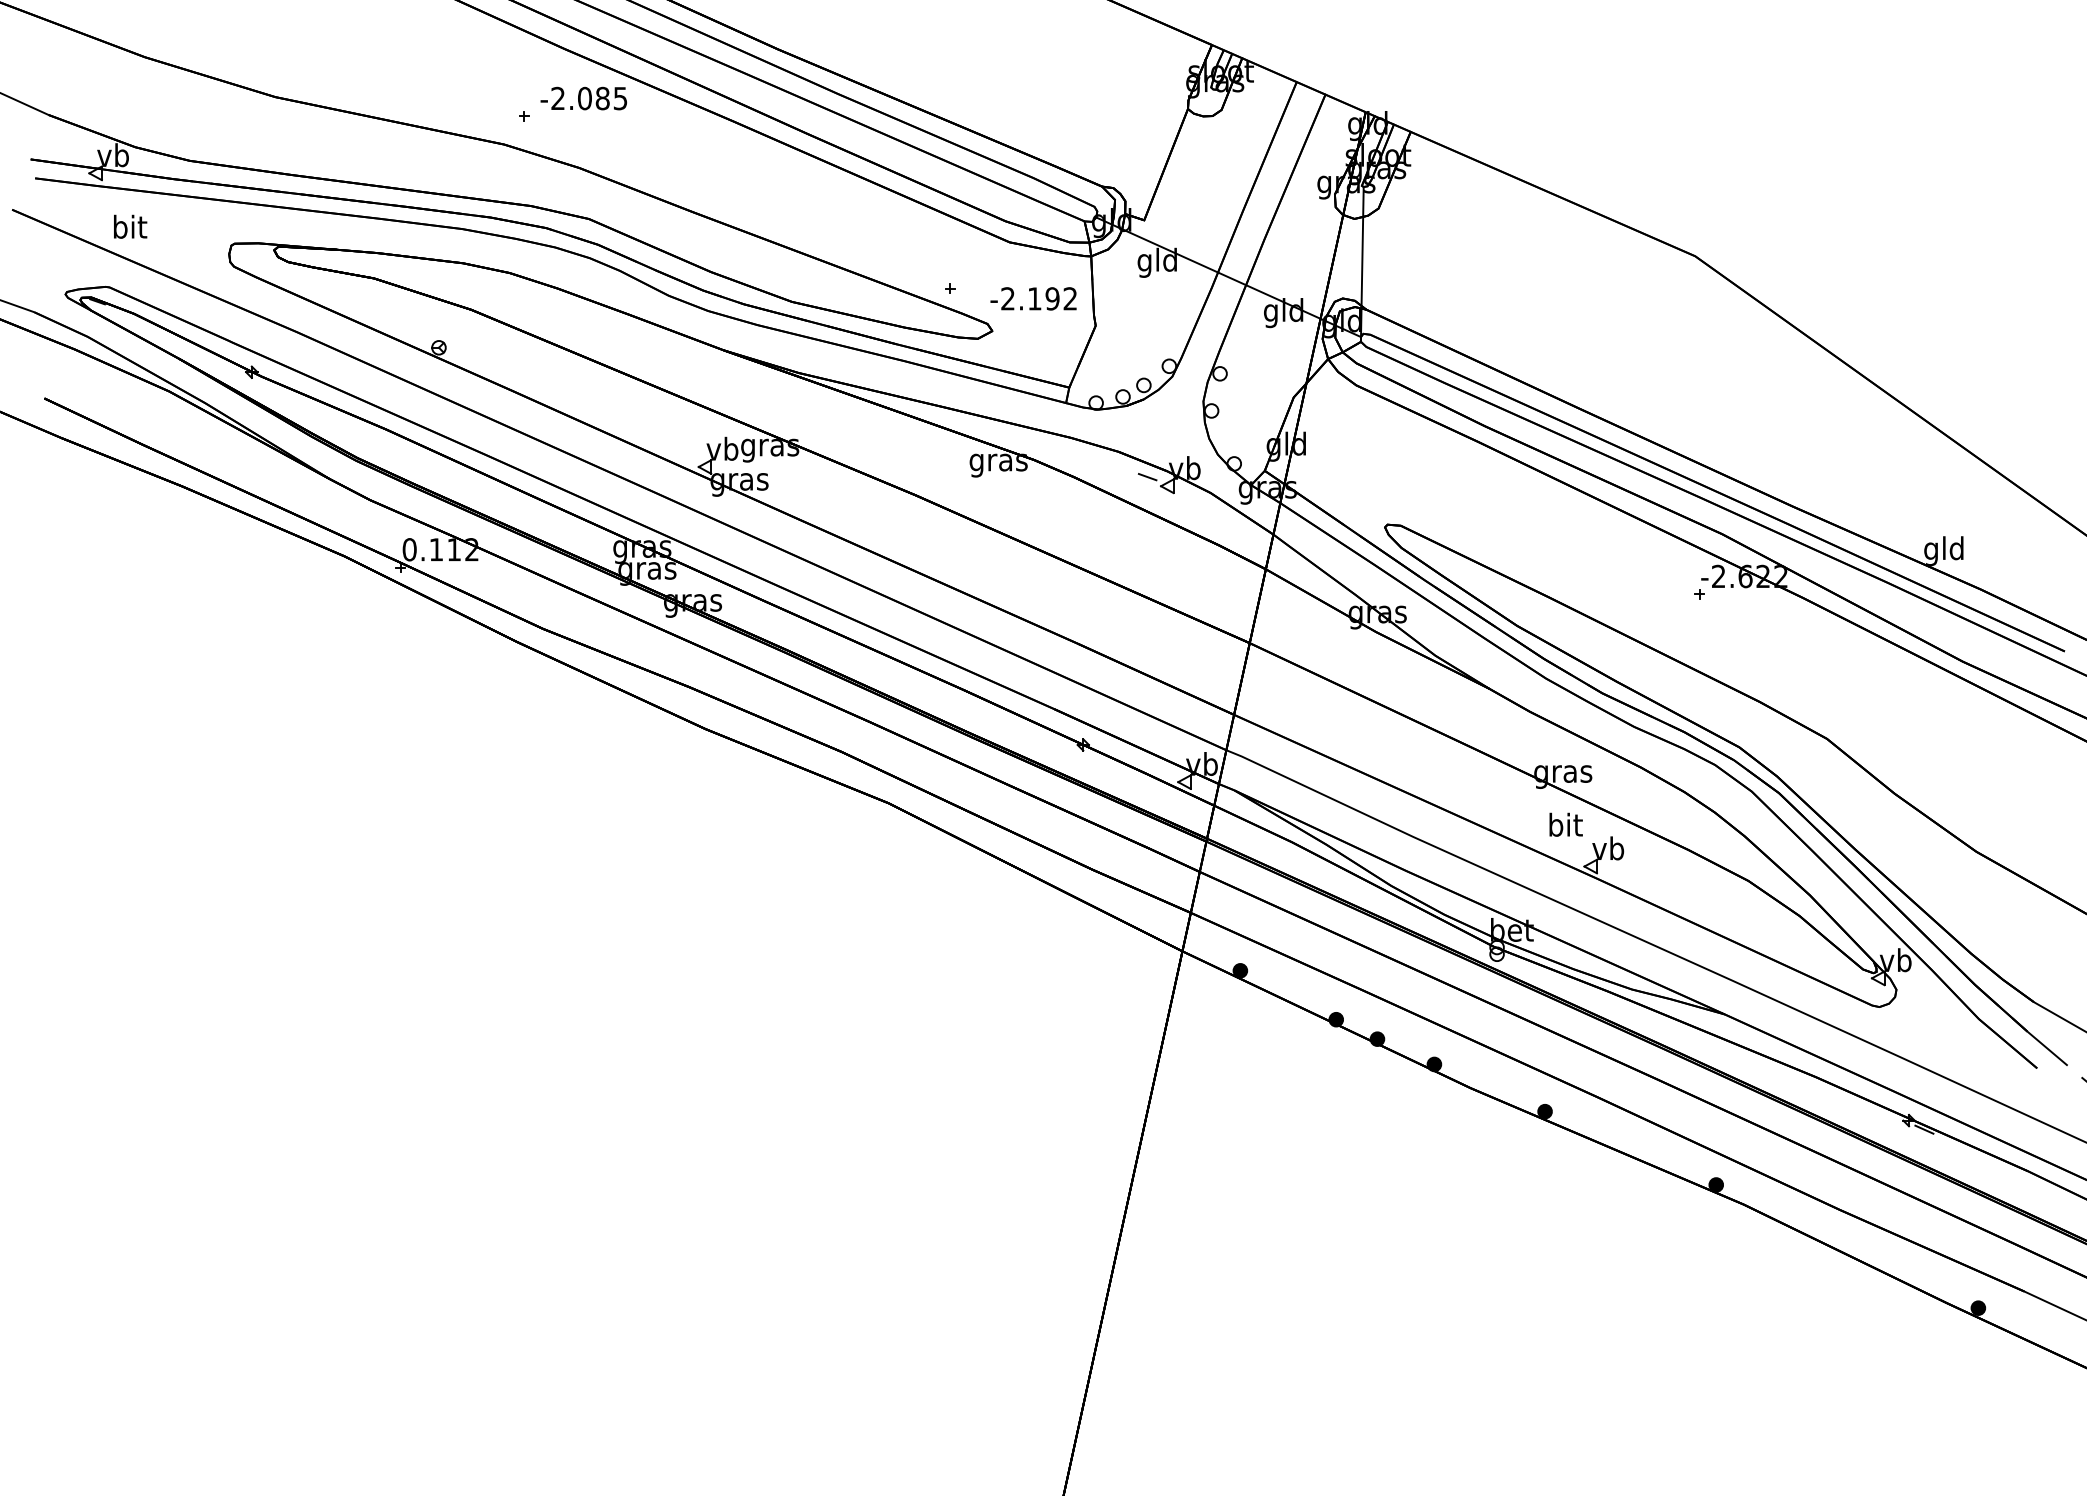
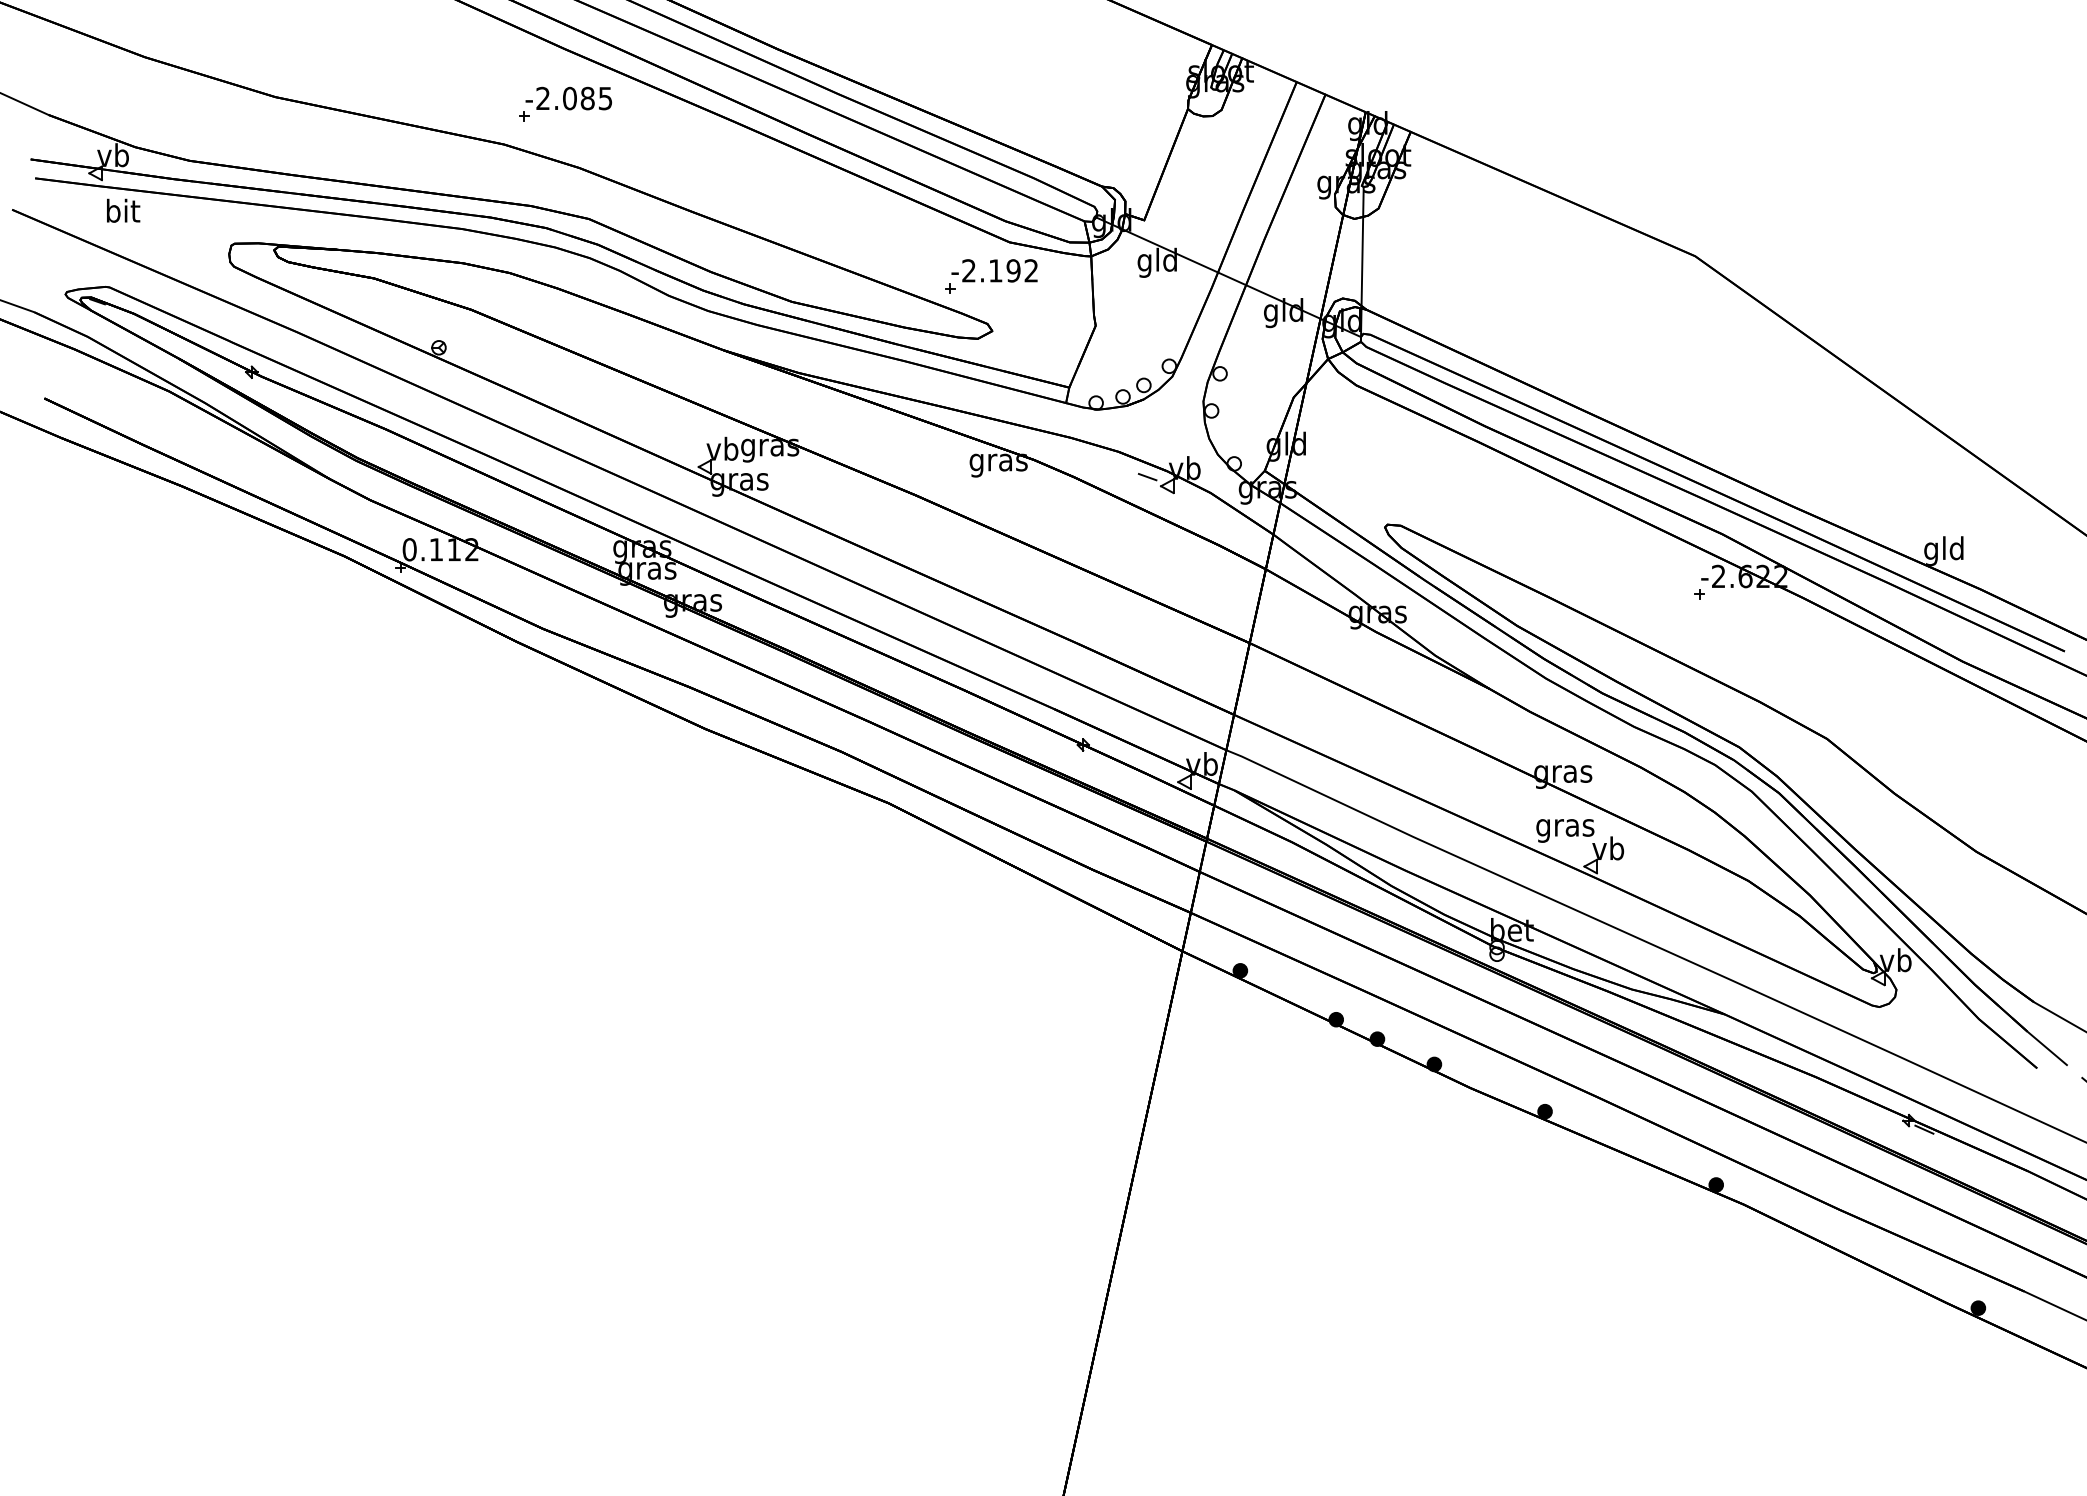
text position: (583, 98) -> (568, 98) (568, 98)
text position: (130, 226) -> (123, 210) (123, 210)
text position: (1033, 298) -> (994, 270) (994, 270)
text: bit -> gras (1565, 827)
